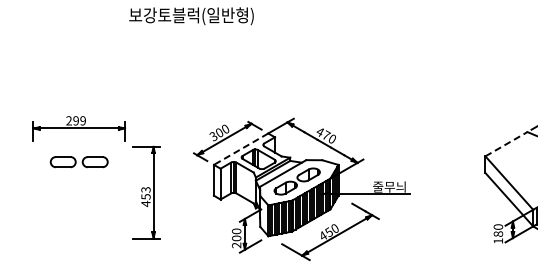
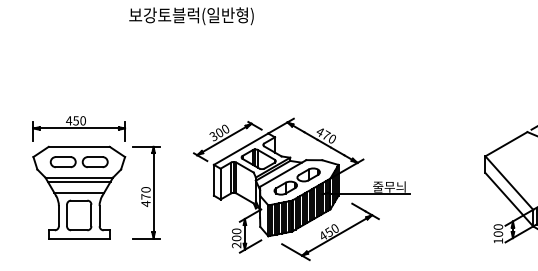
text: 299 -> 450 (75, 120)
line: dashed -> solid (506, 143)
line: dashed -> solid (240, 149)
part: none -> present (79, 192)
text: 453 -> 470 (145, 193)
text: 180 -> 100 (498, 233)
